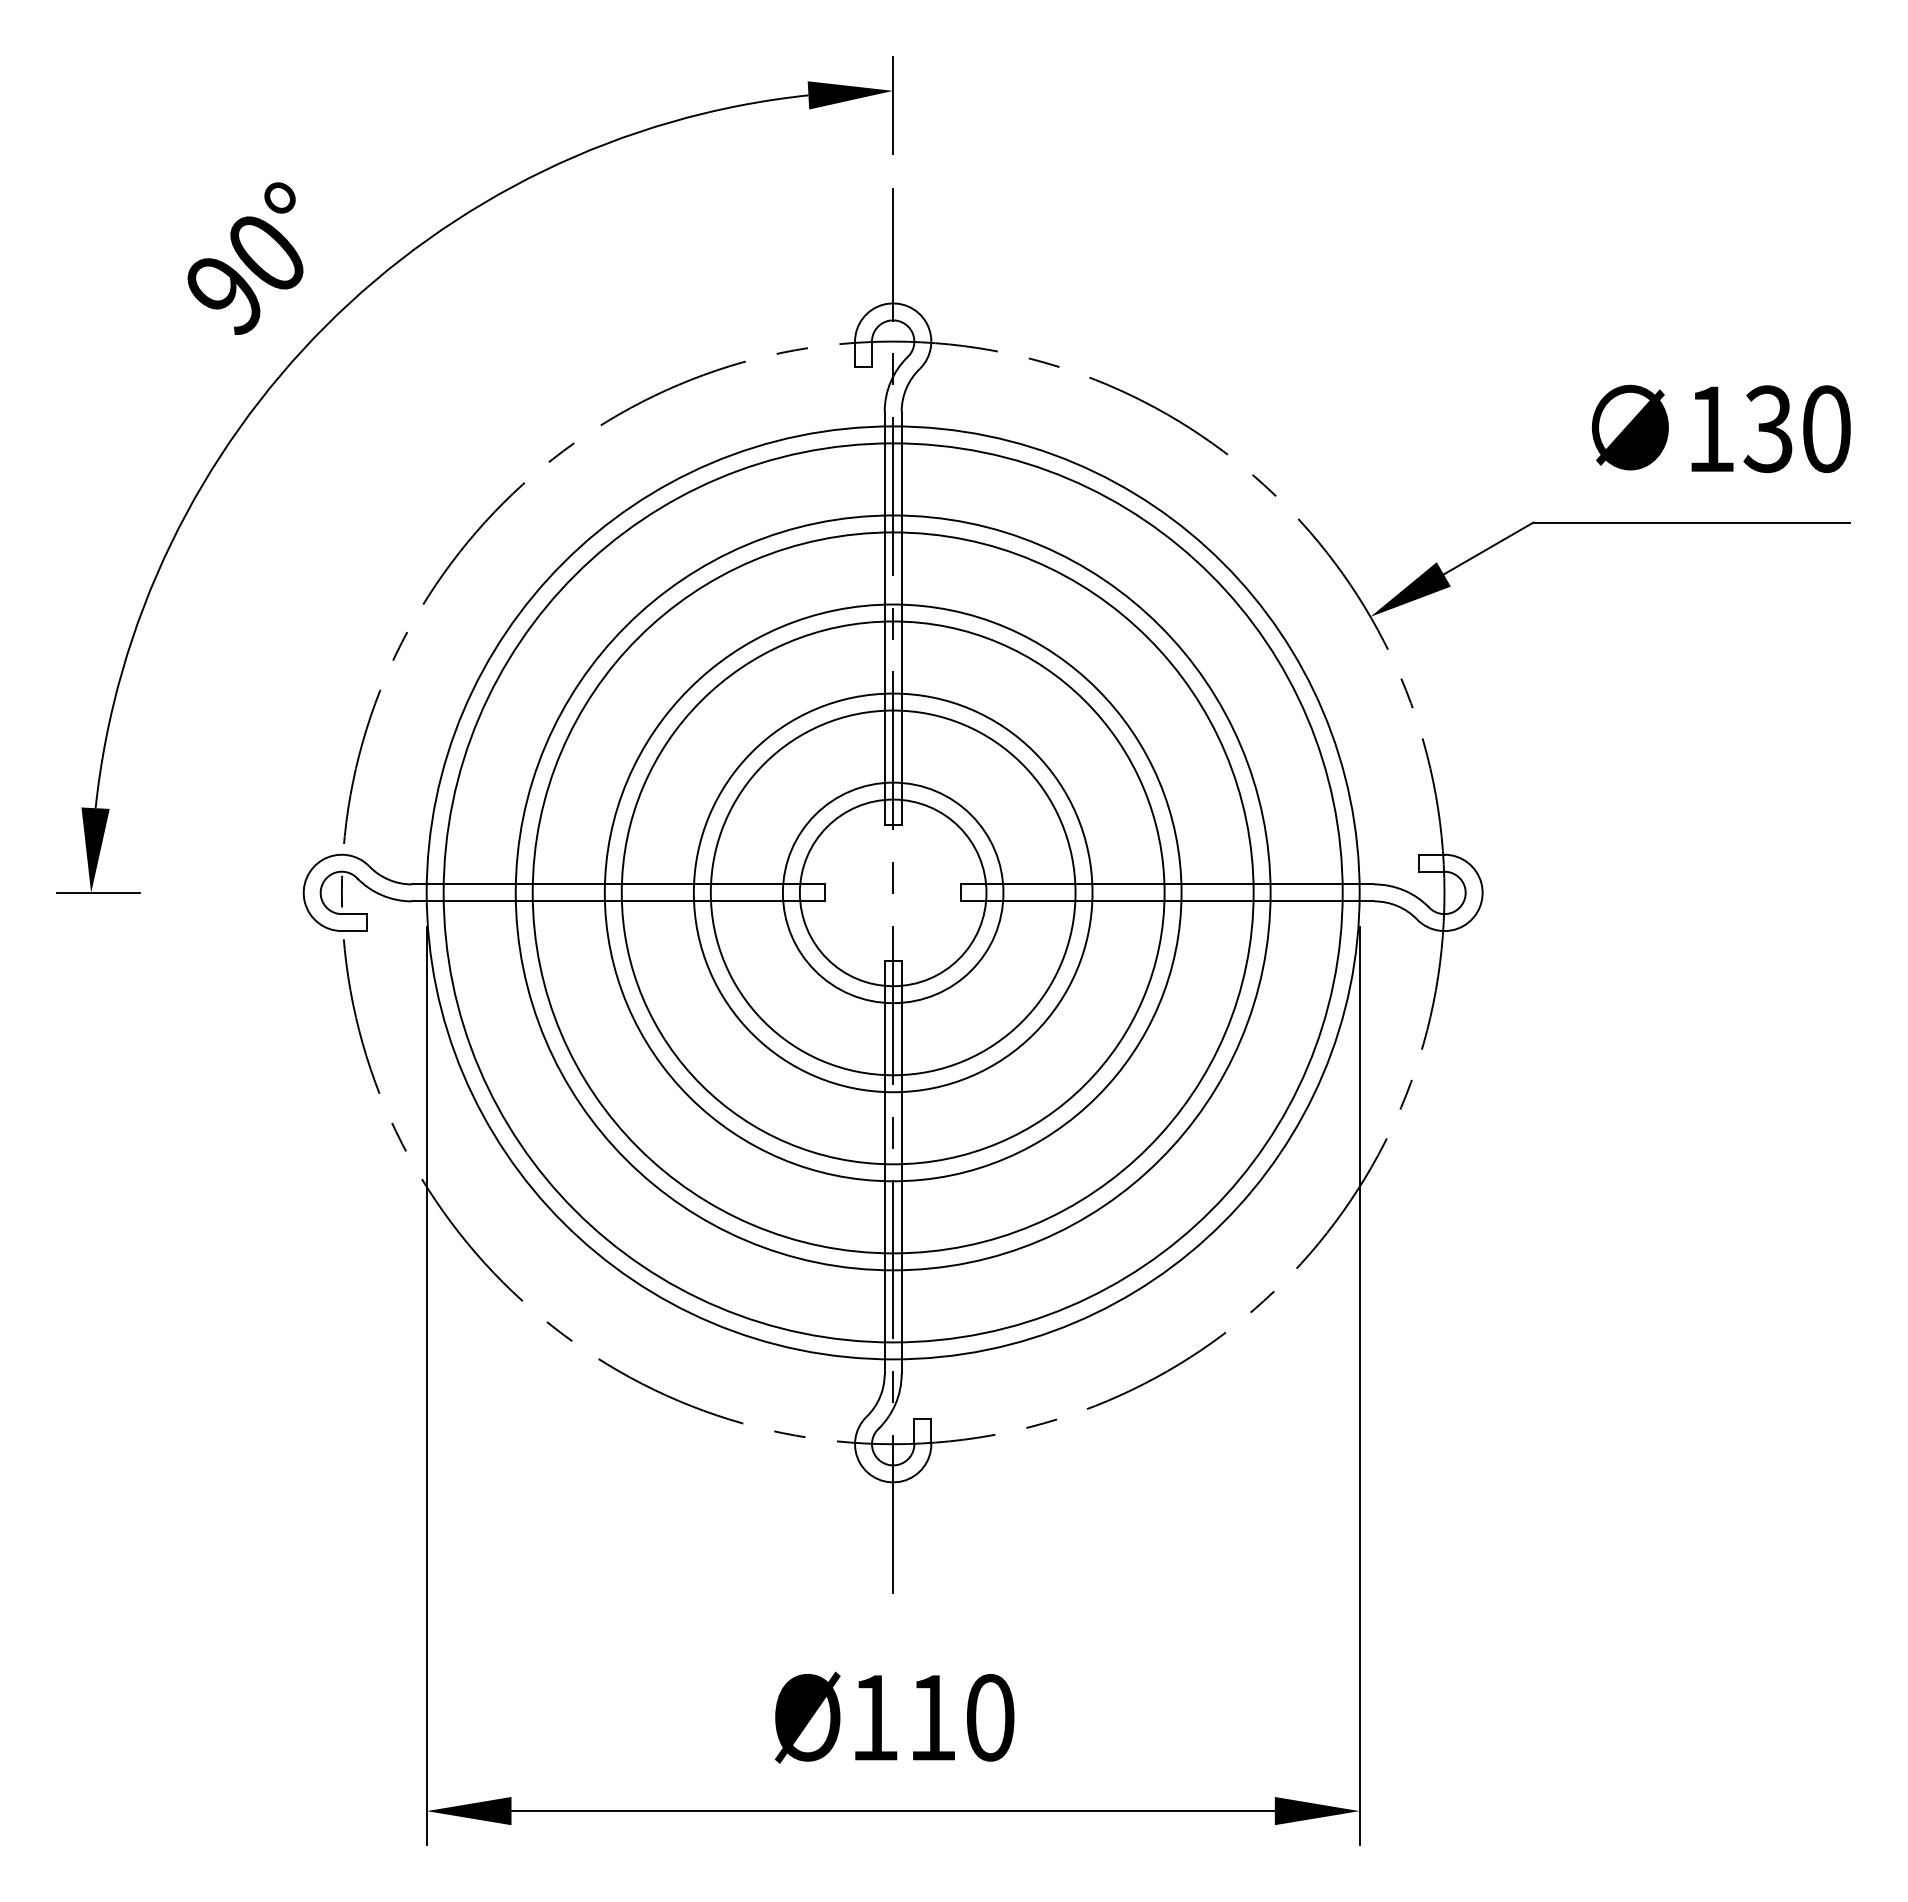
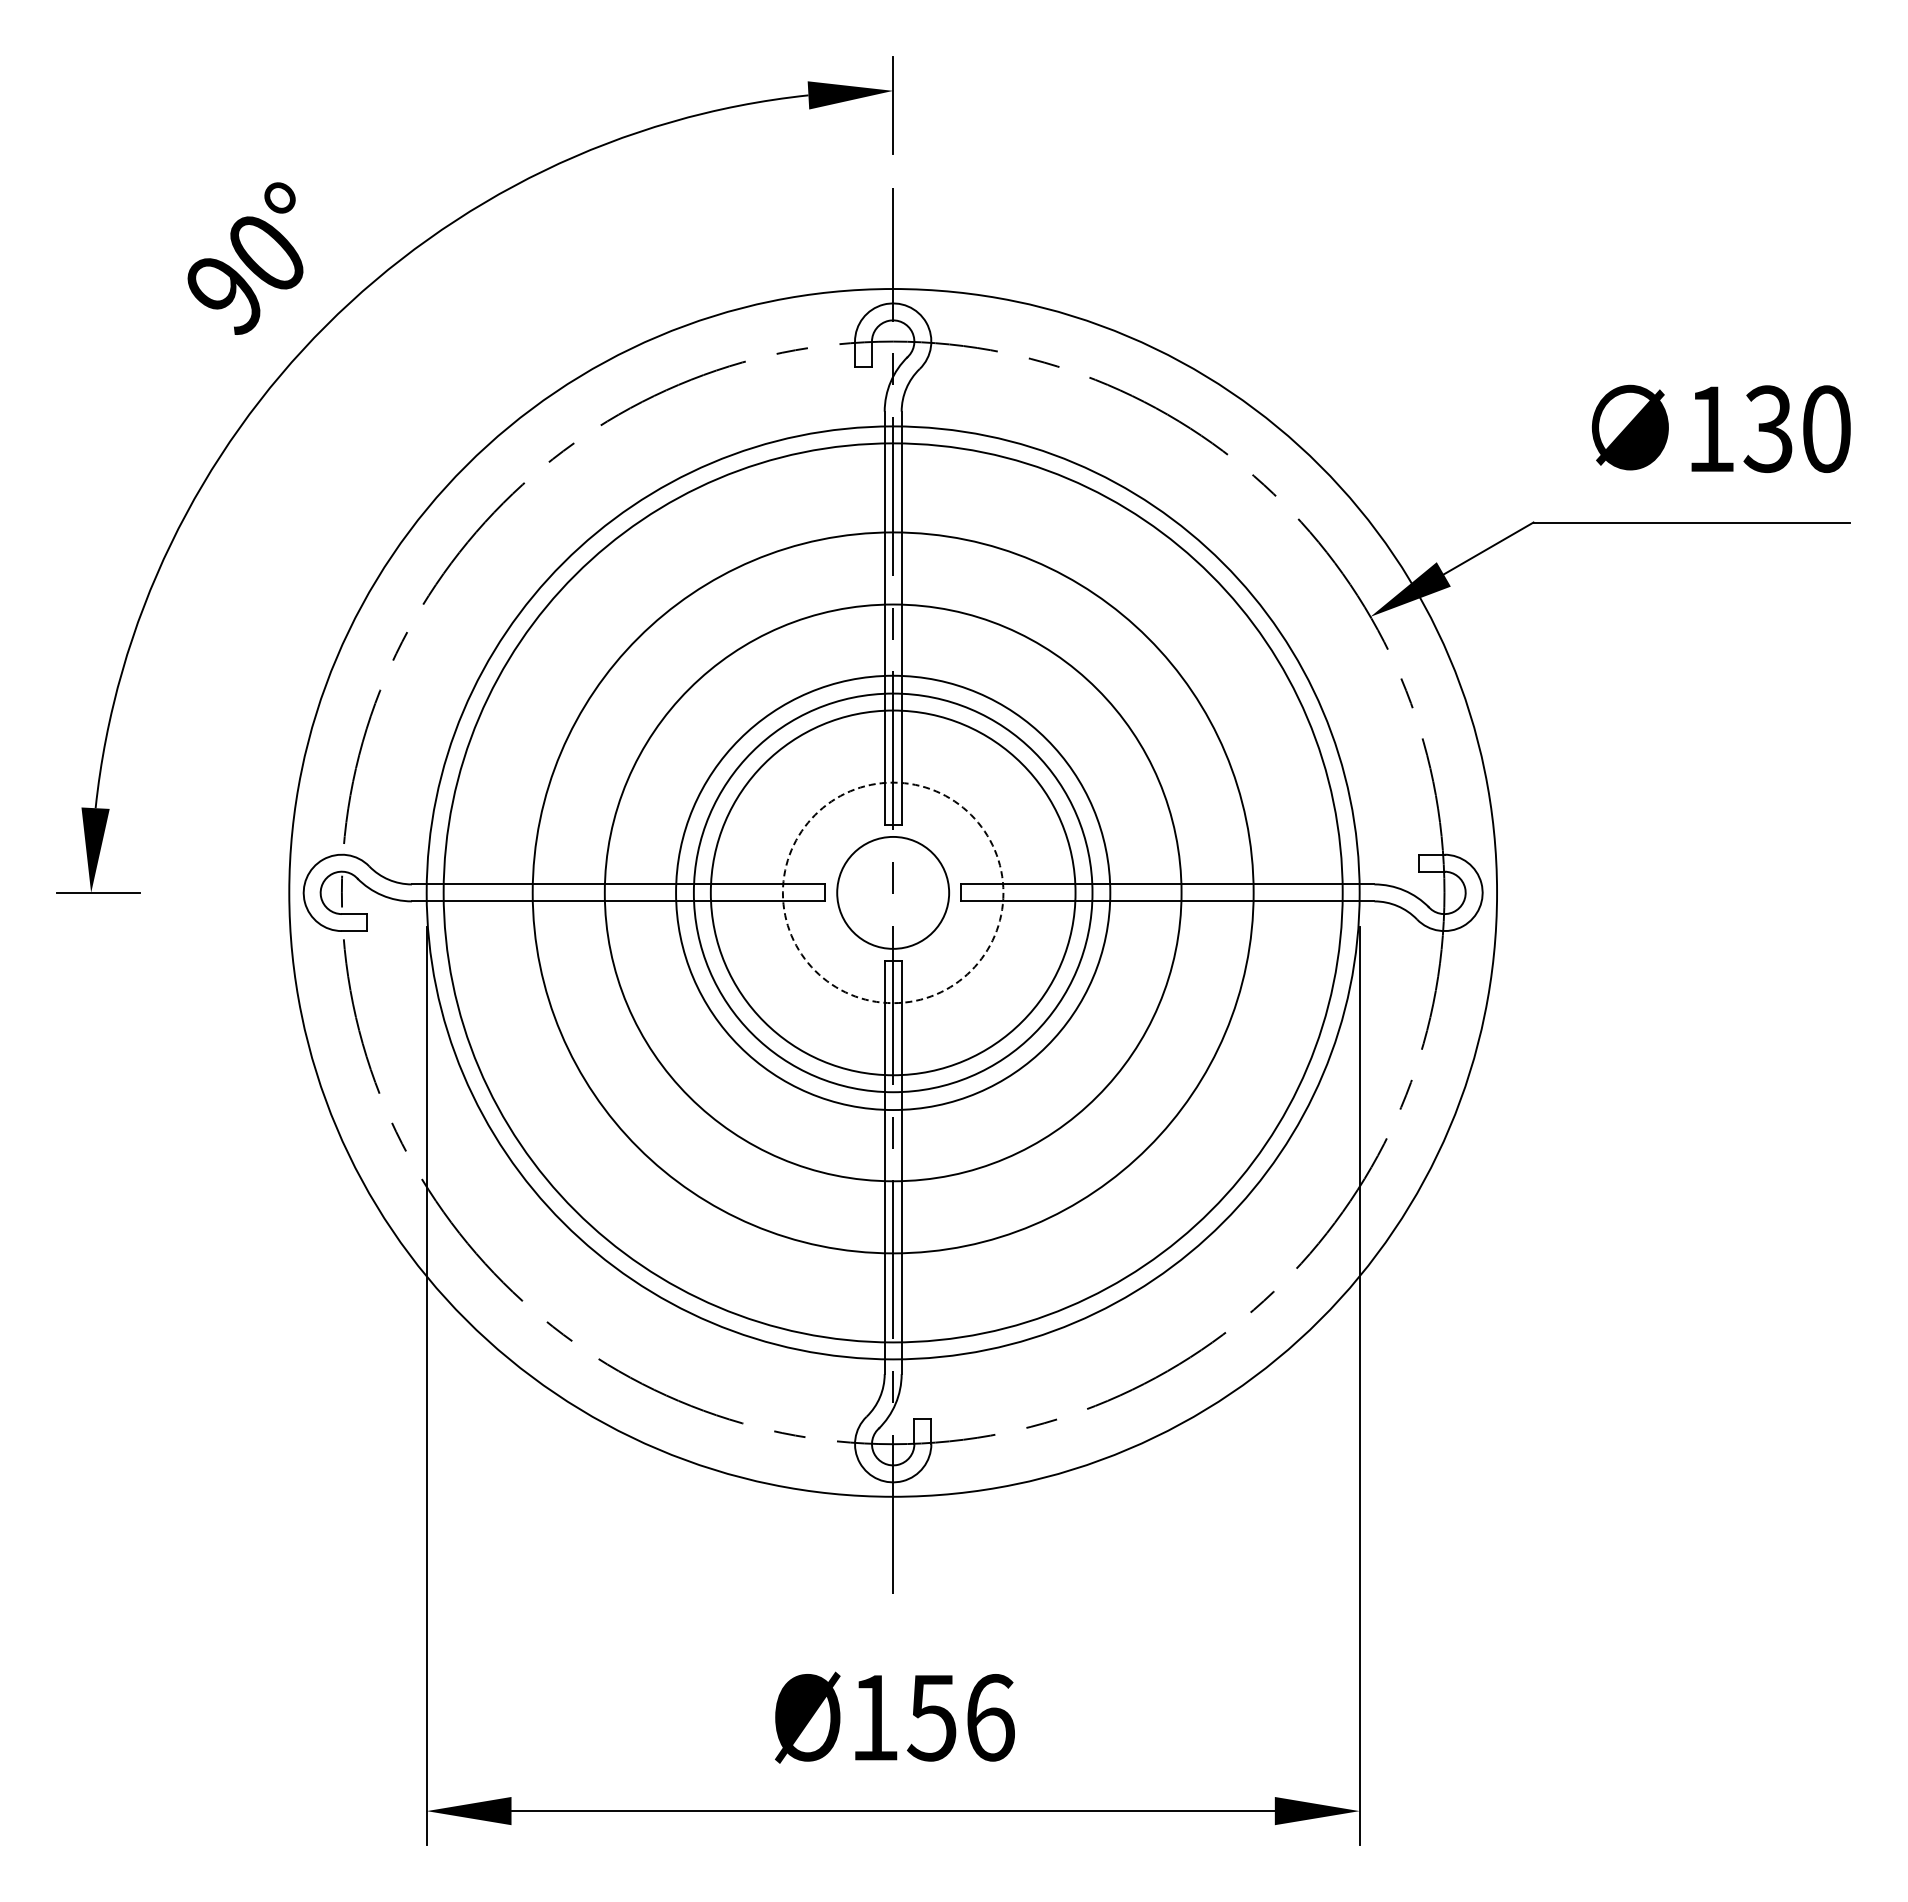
circle diameter: 187 px -> 112 px (893, 892)
circle diameter: 543 px -> 434 px (893, 892)
circle diameter: 755 px -> 1208 px (893, 892)
circle: solid -> dashed (892, 892)
text: Ø110 -> Ø156 (960, 1717)
